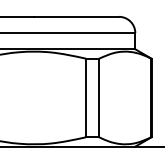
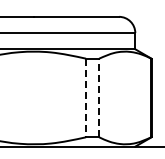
line: solid -> dashed (99, 97)
line: solid -> dashed (86, 98)
